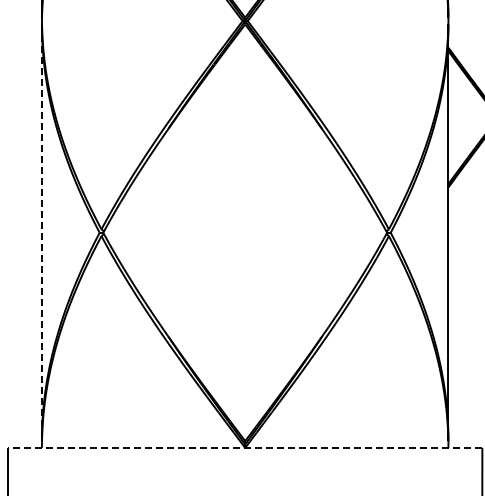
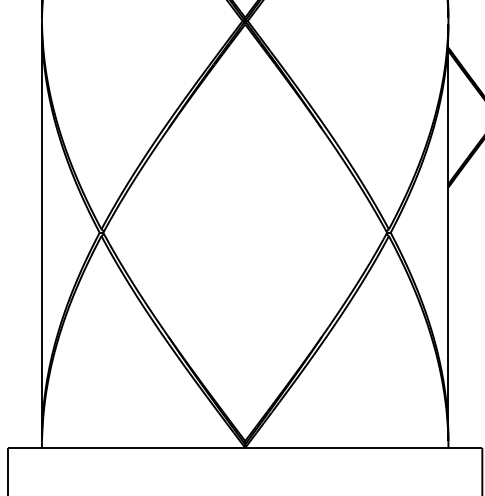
line: dashed -> solid (41, 233)
line: dashed -> solid (244, 447)
